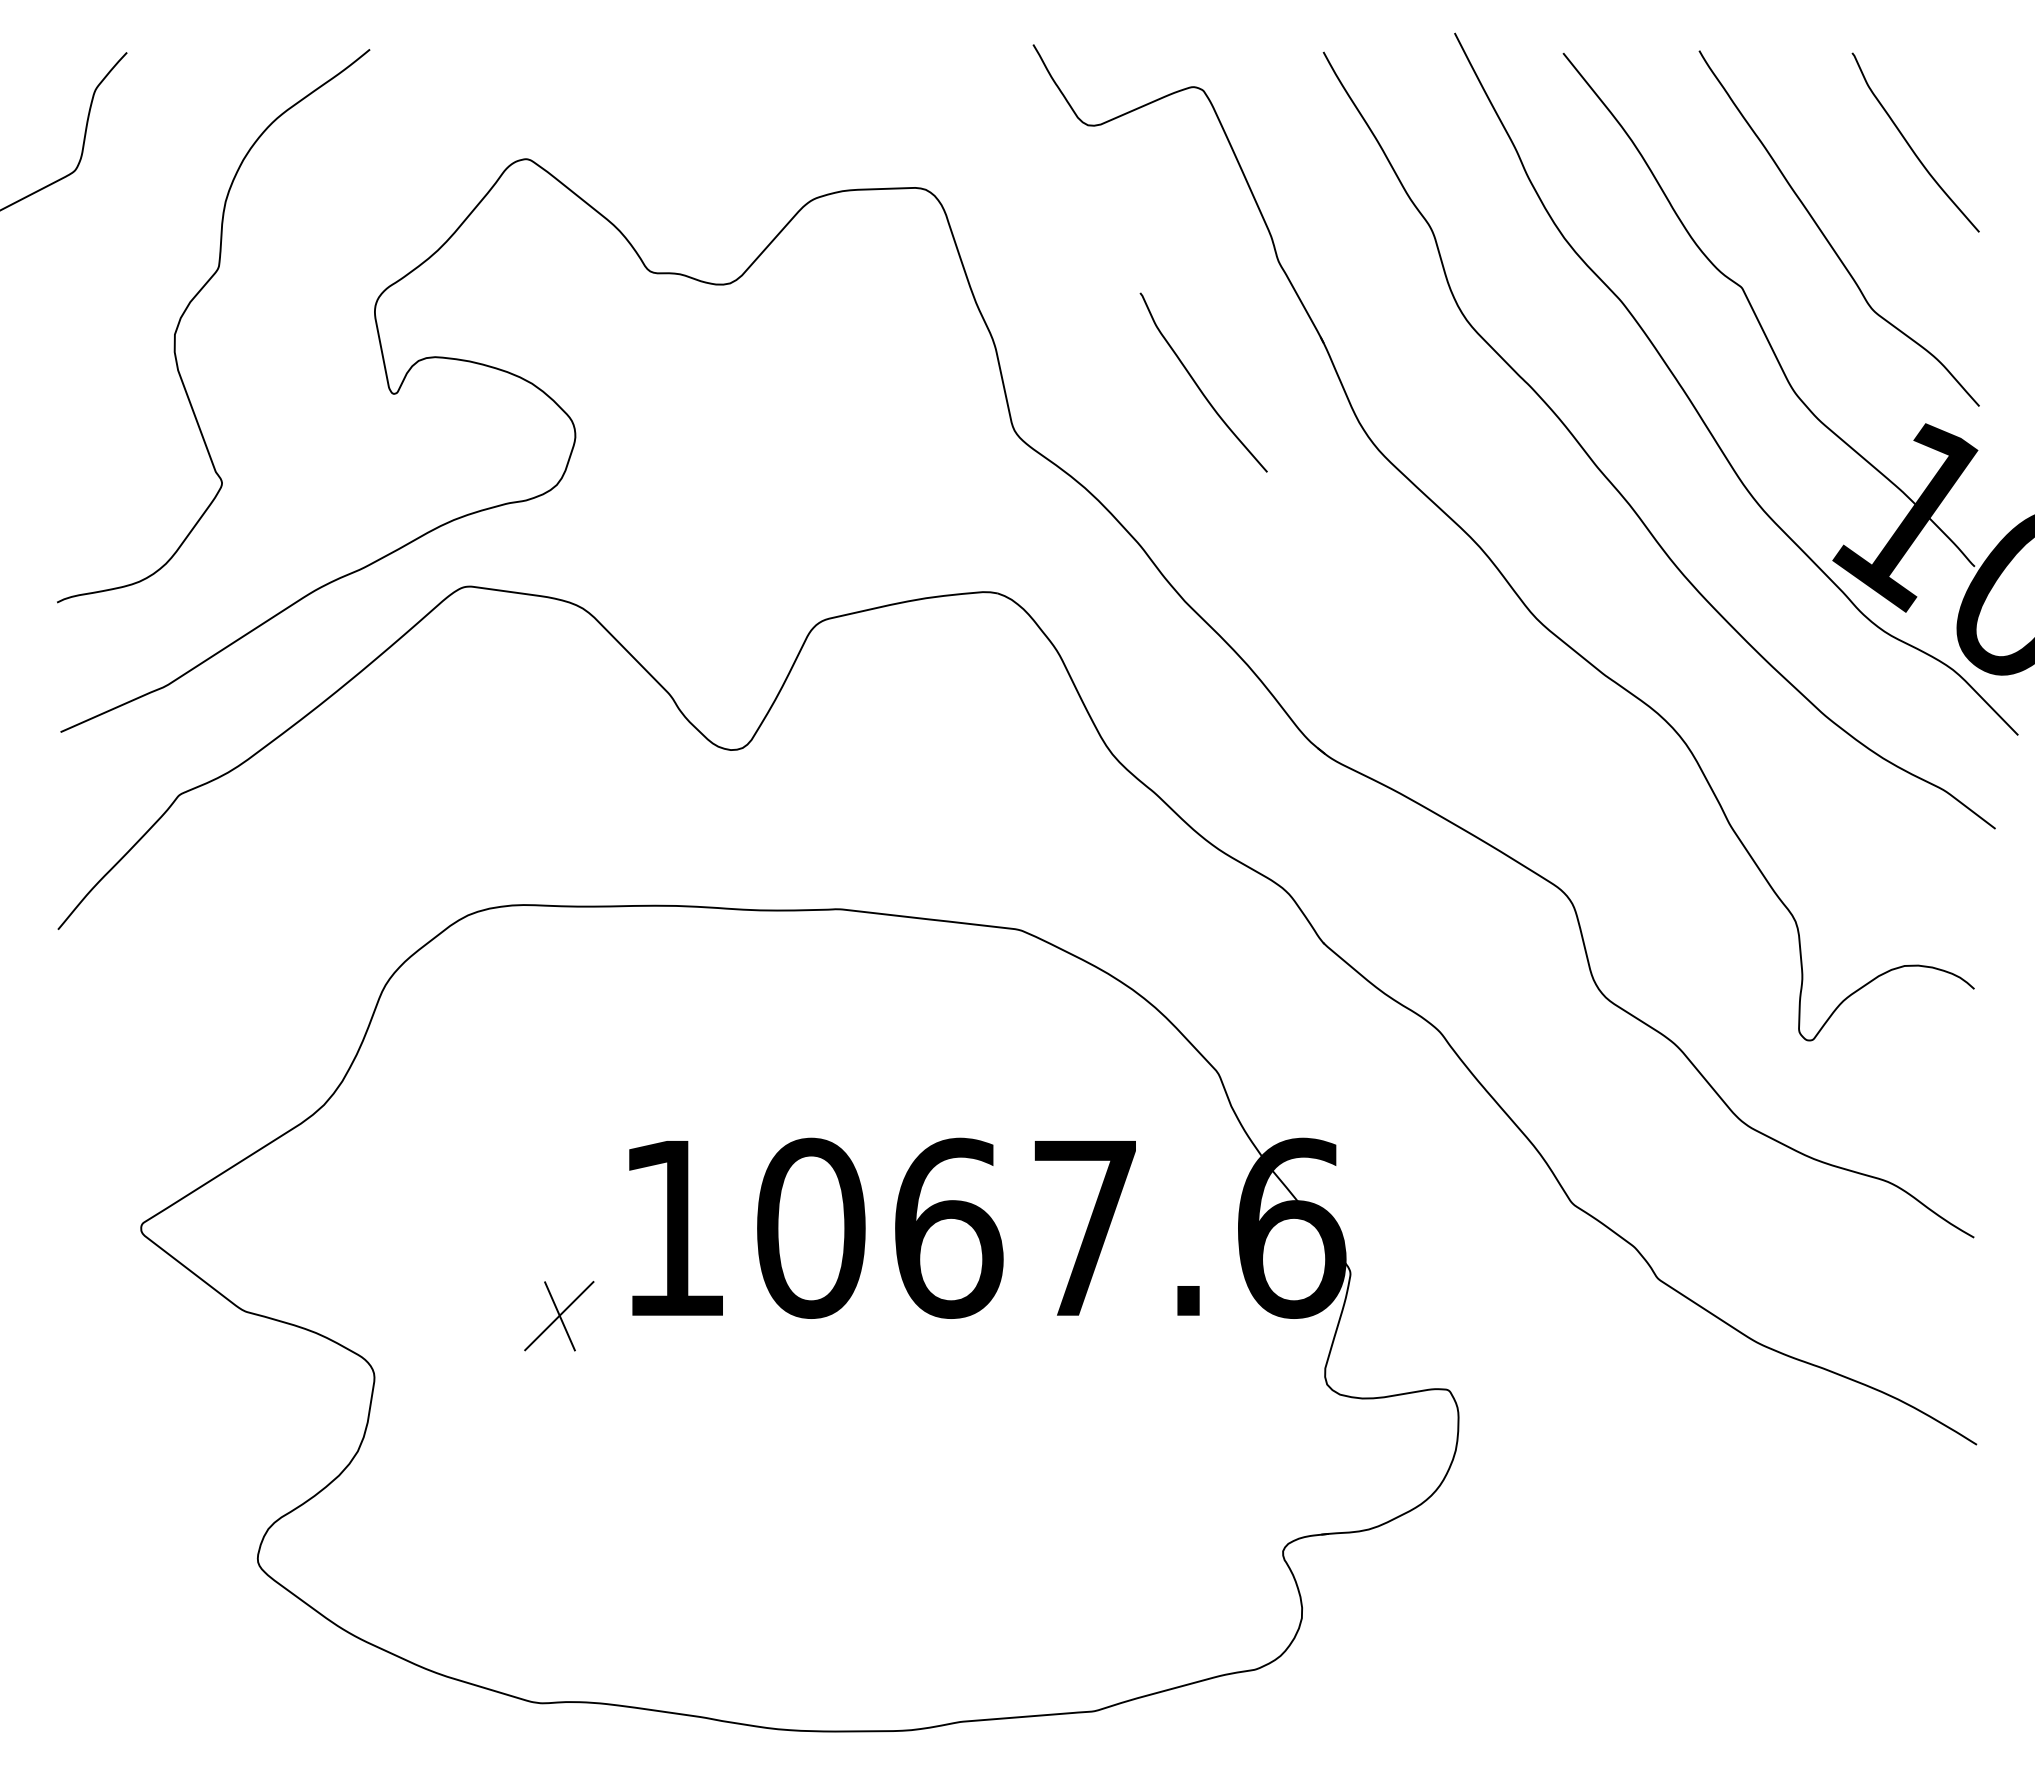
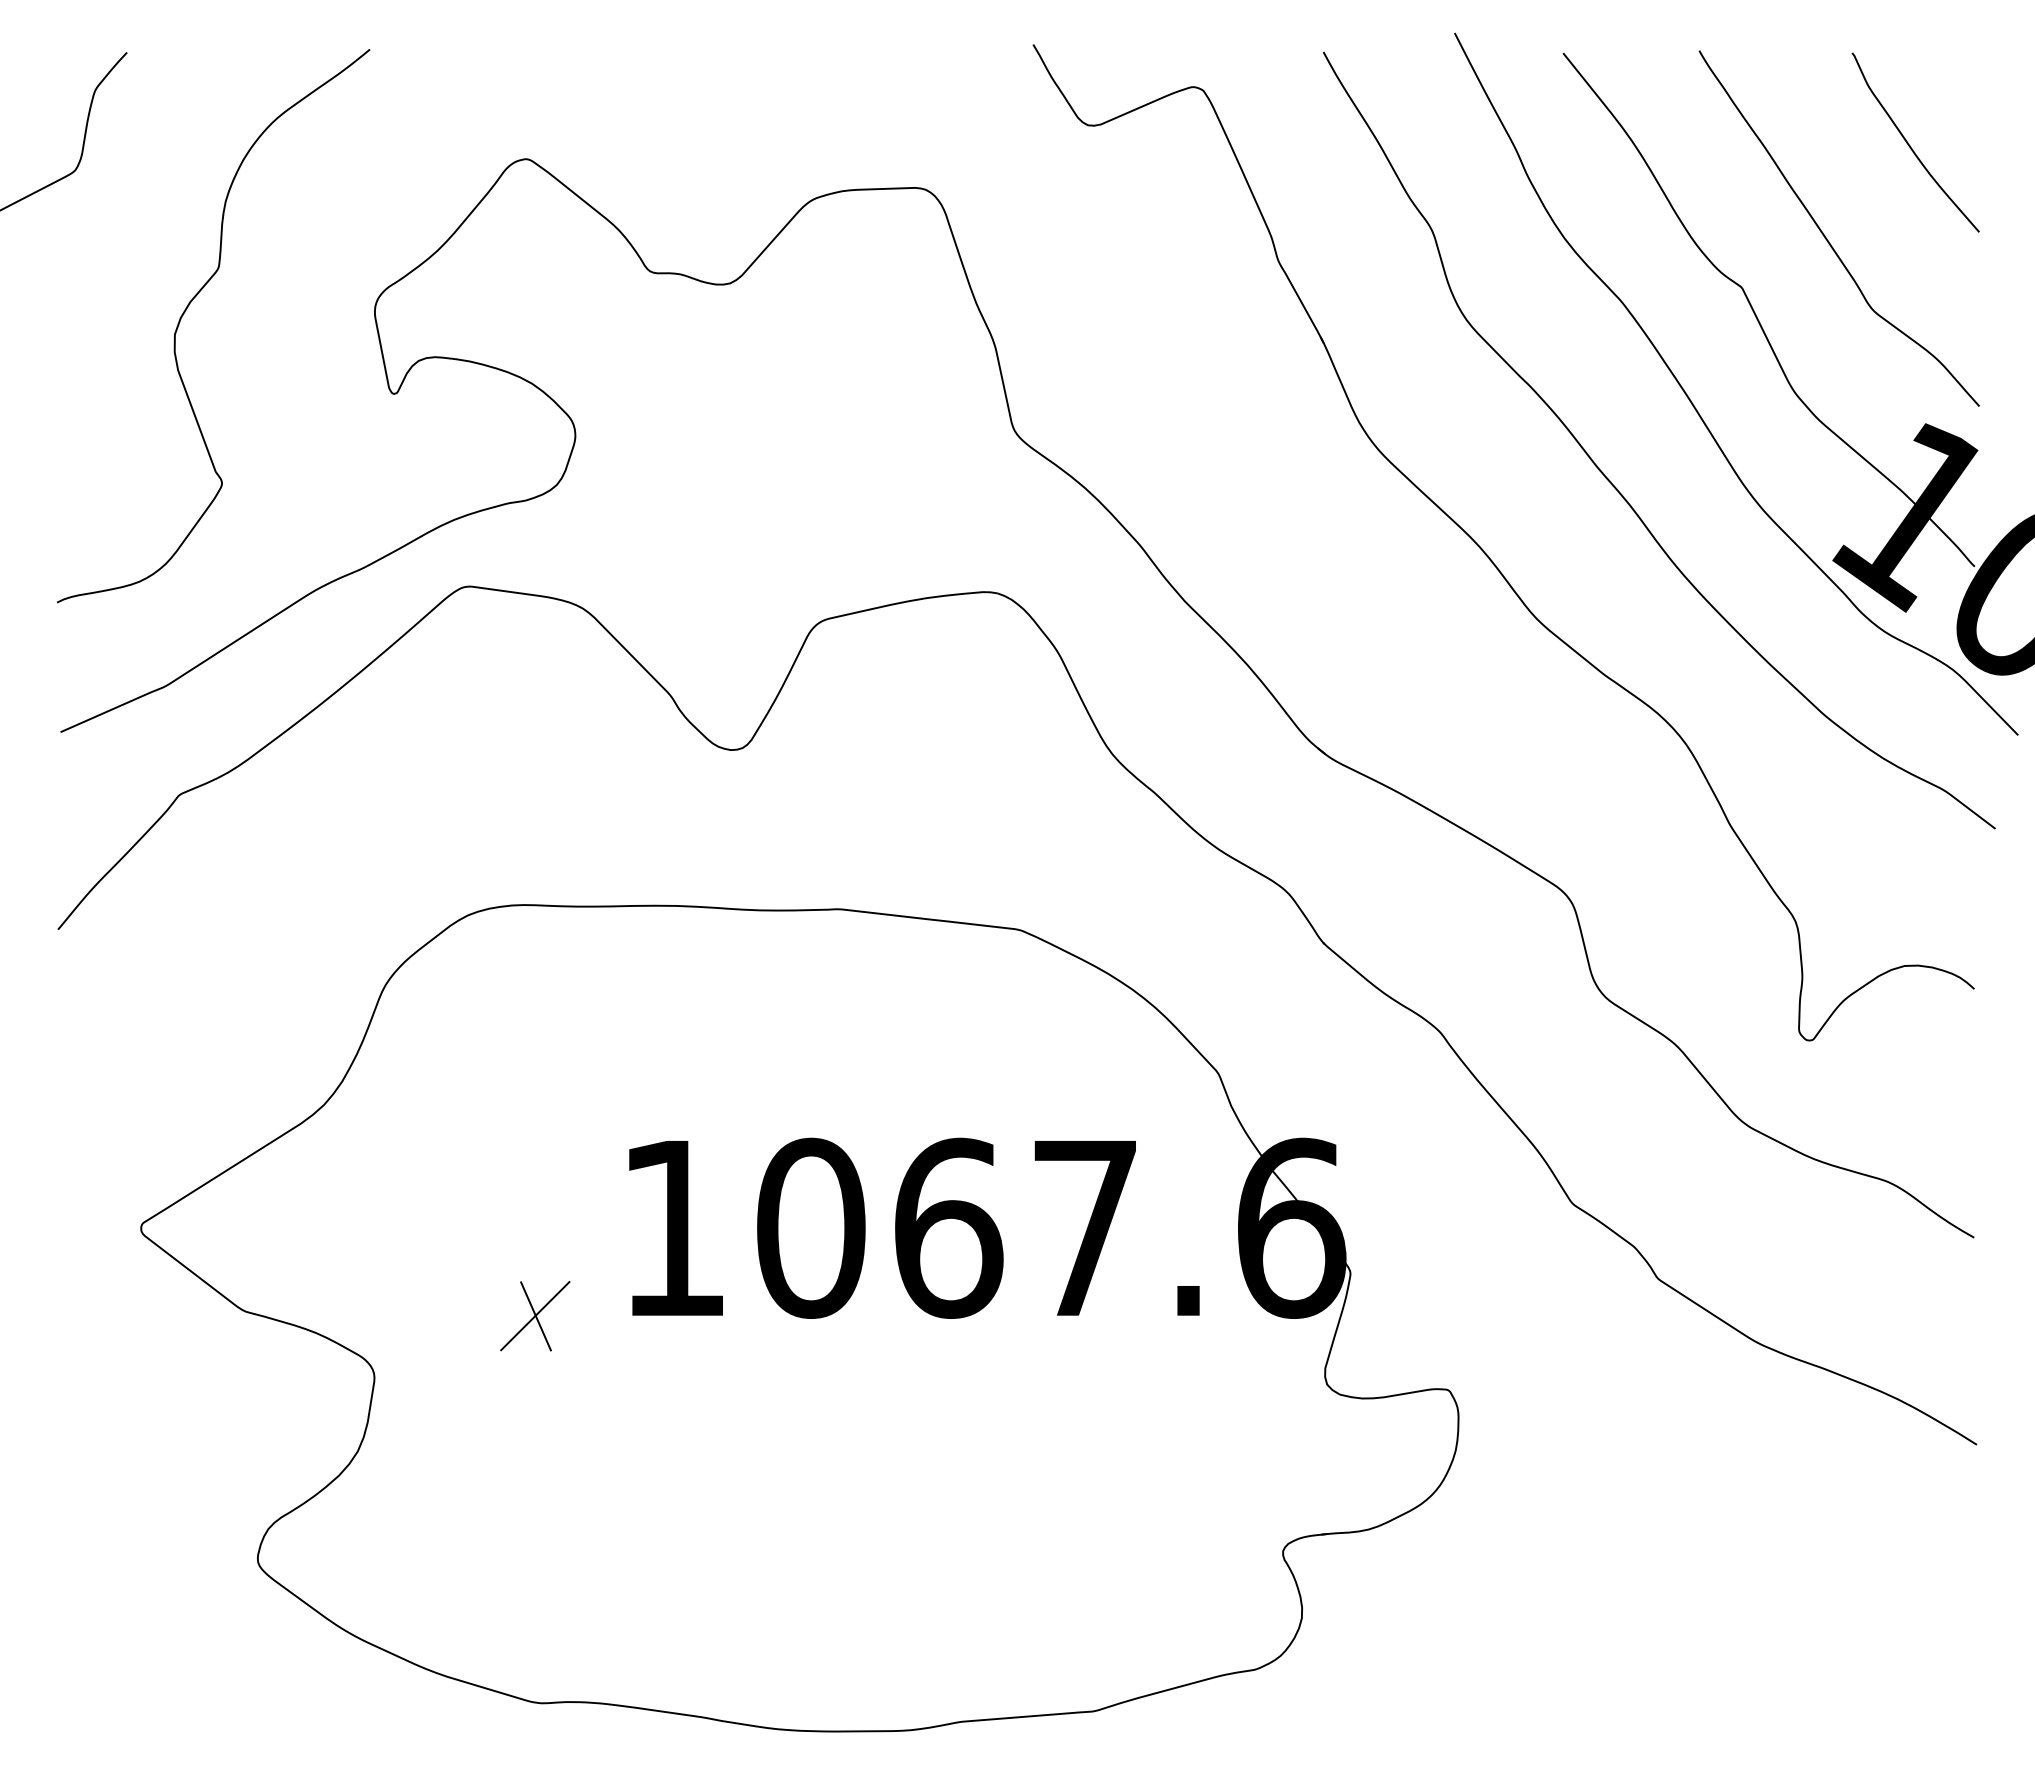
curve: present -> none (1198, 385)
part position: (559, 1316) -> (535, 1316) (535, 1316)
